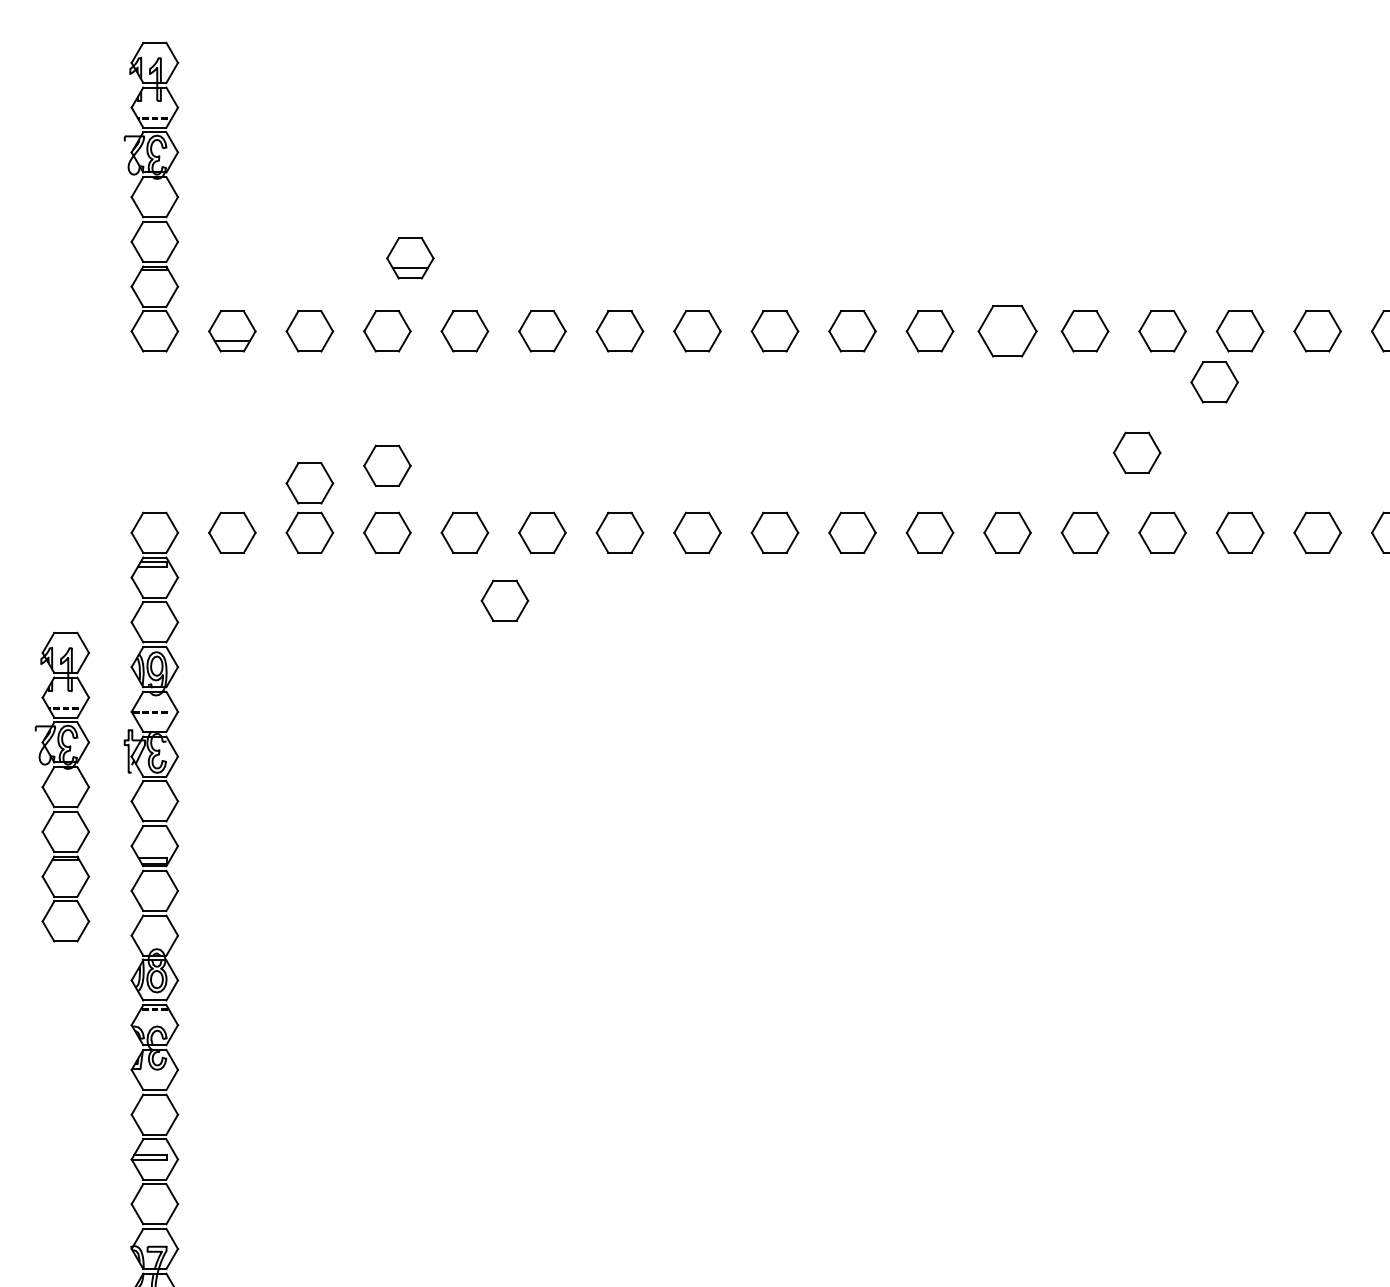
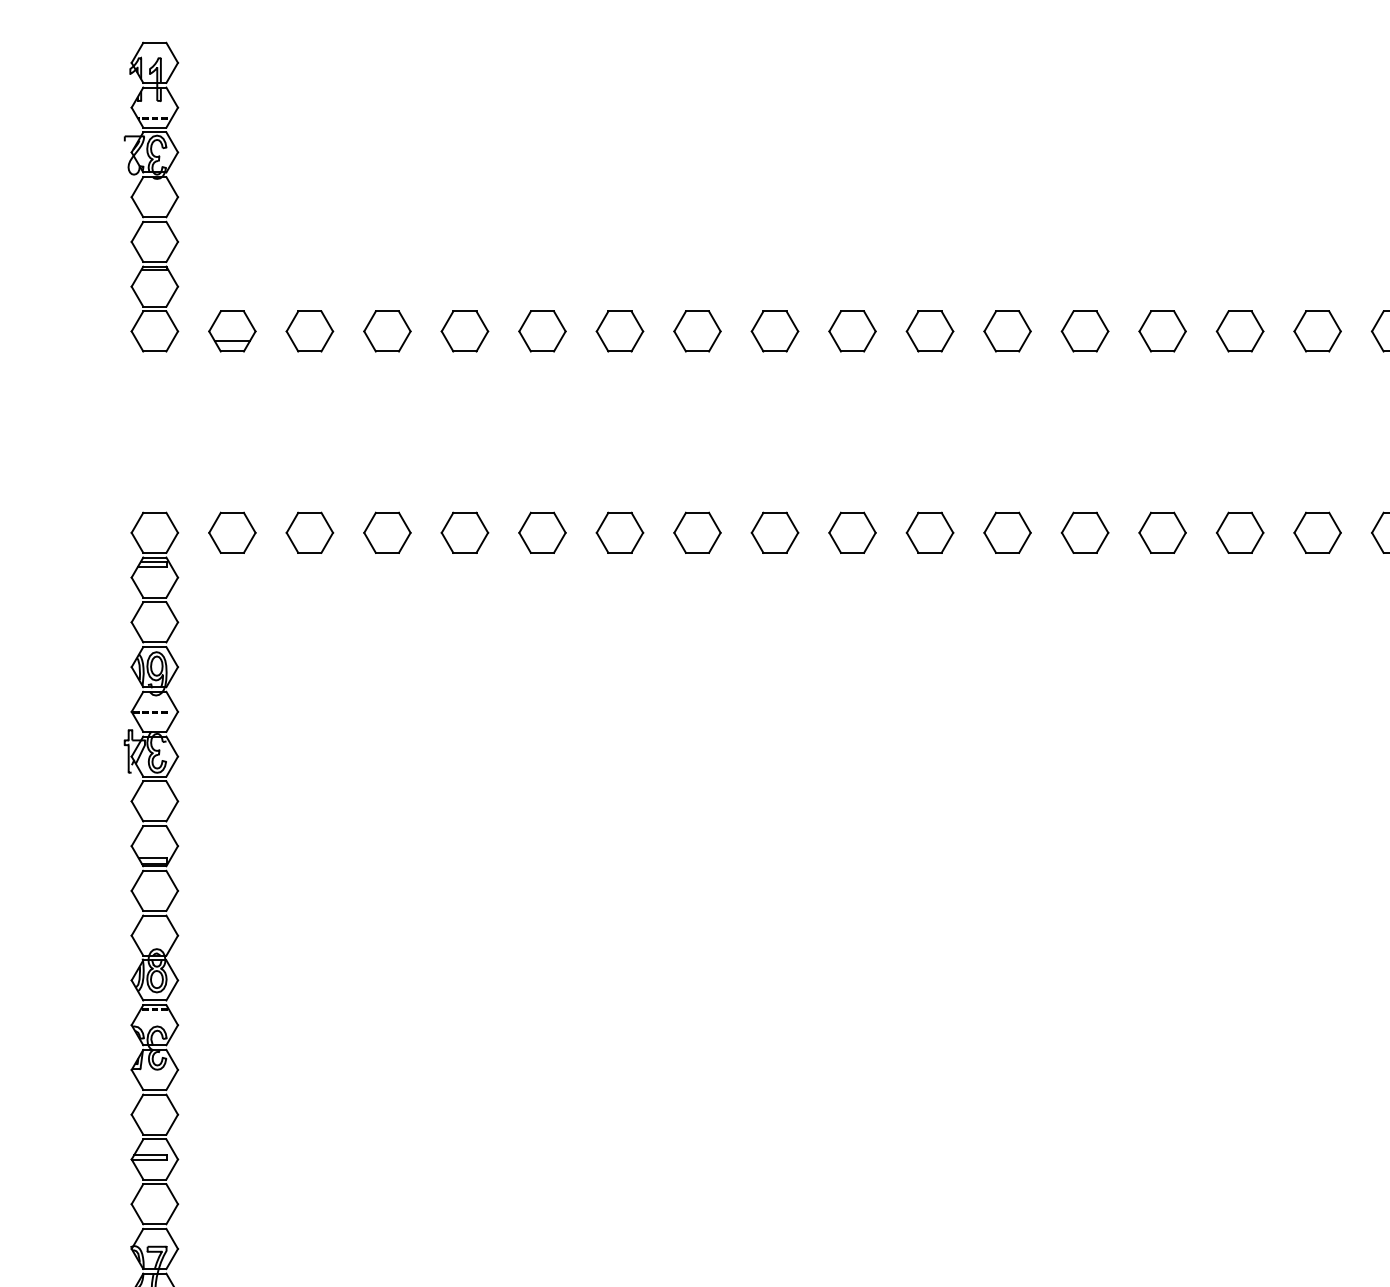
part: present -> none (410, 258)
part size: 61x53 px -> 49x43 px (1007, 331)
part: present -> none (1214, 382)
part: present -> none (1137, 452)
part: present -> none (387, 465)
part: present -> none (309, 483)
part: present -> none (504, 600)
part: present -> none (62, 786)
